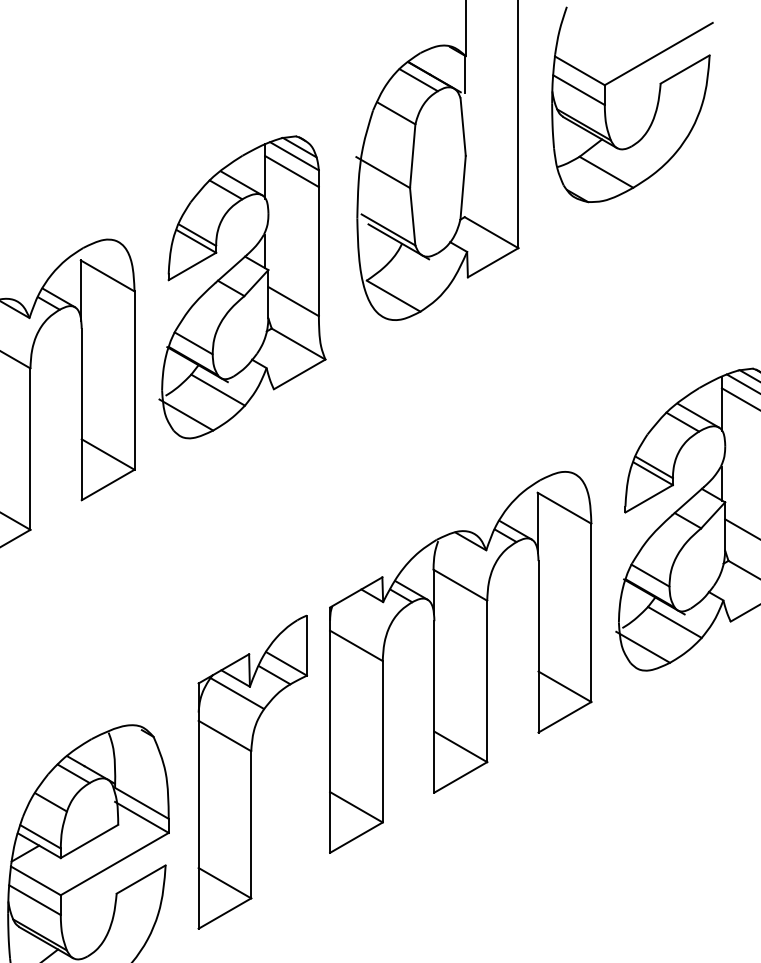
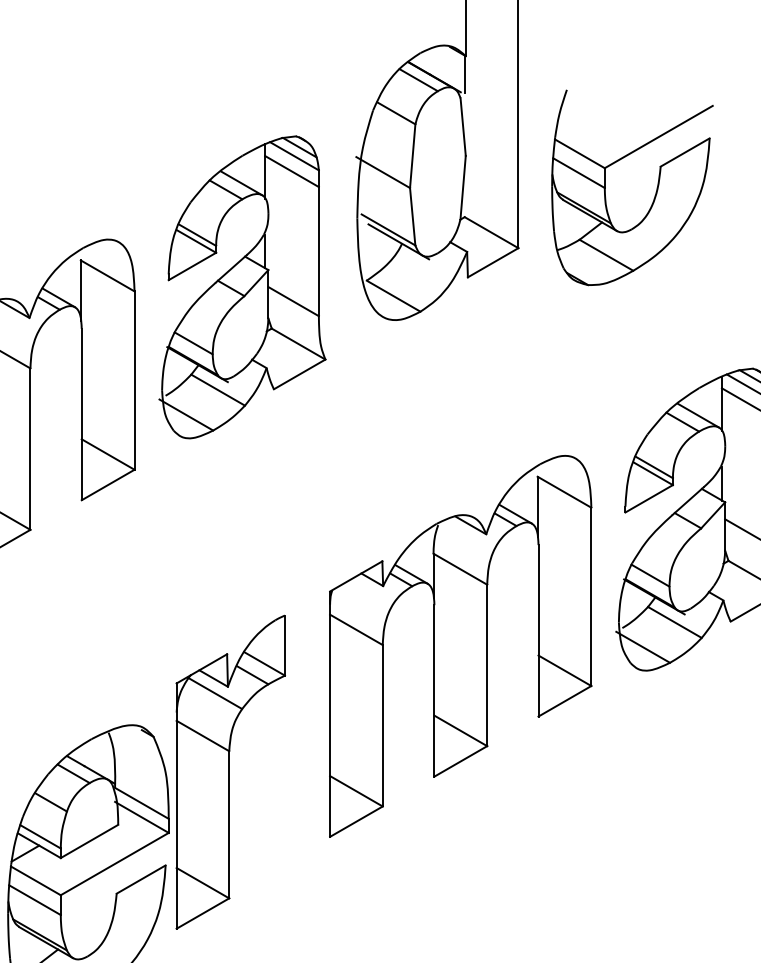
part position: (654, 112) -> (654, 195) (654, 195)
part position: (460, 662) -> (460, 646) (460, 646)
part position: (252, 771) -> (230, 771) (230, 771)
